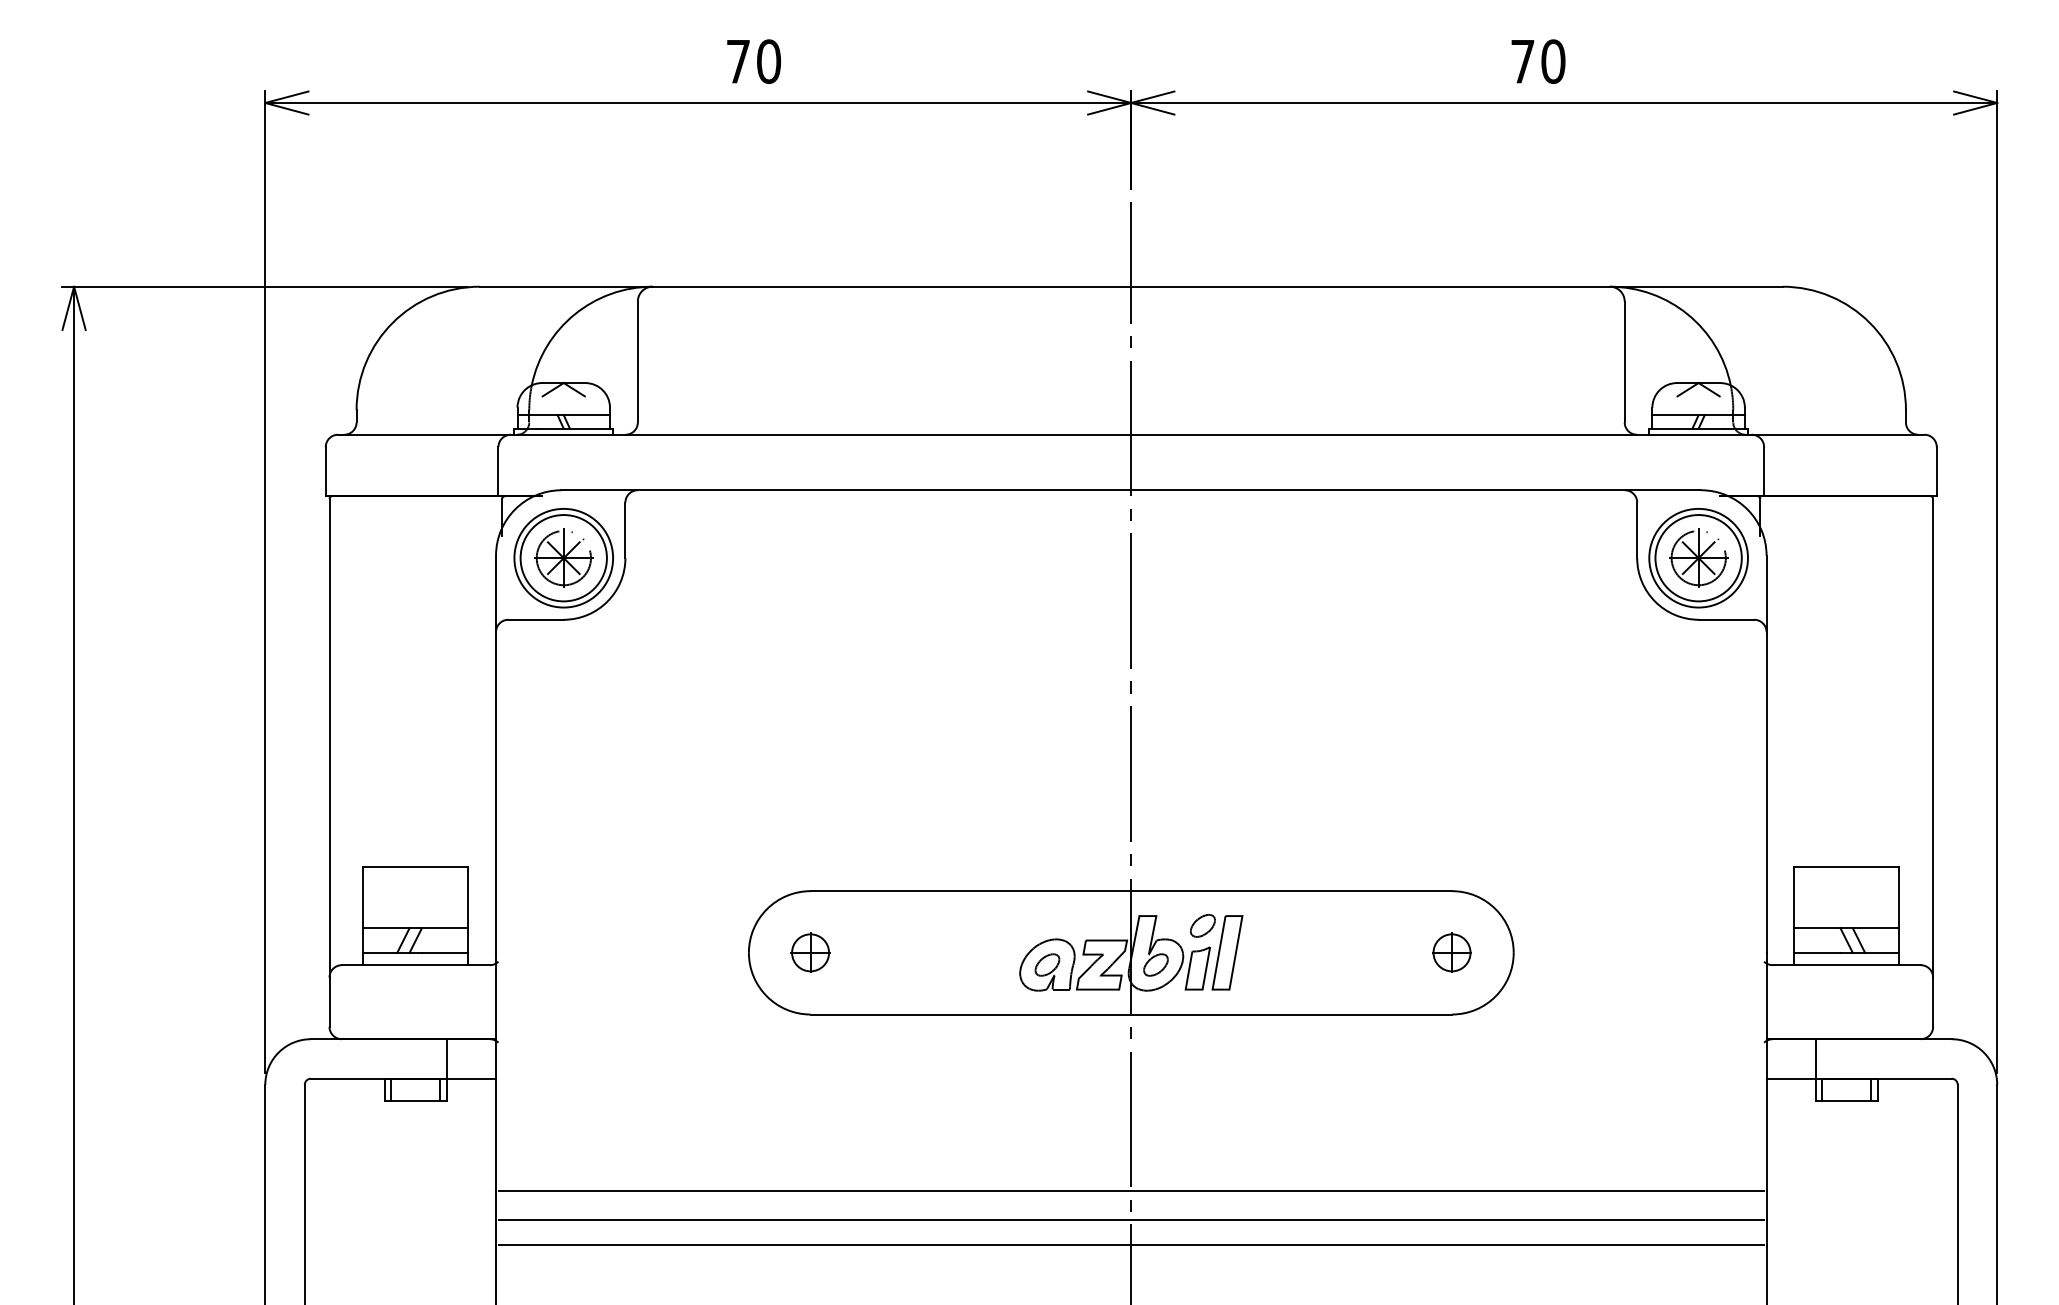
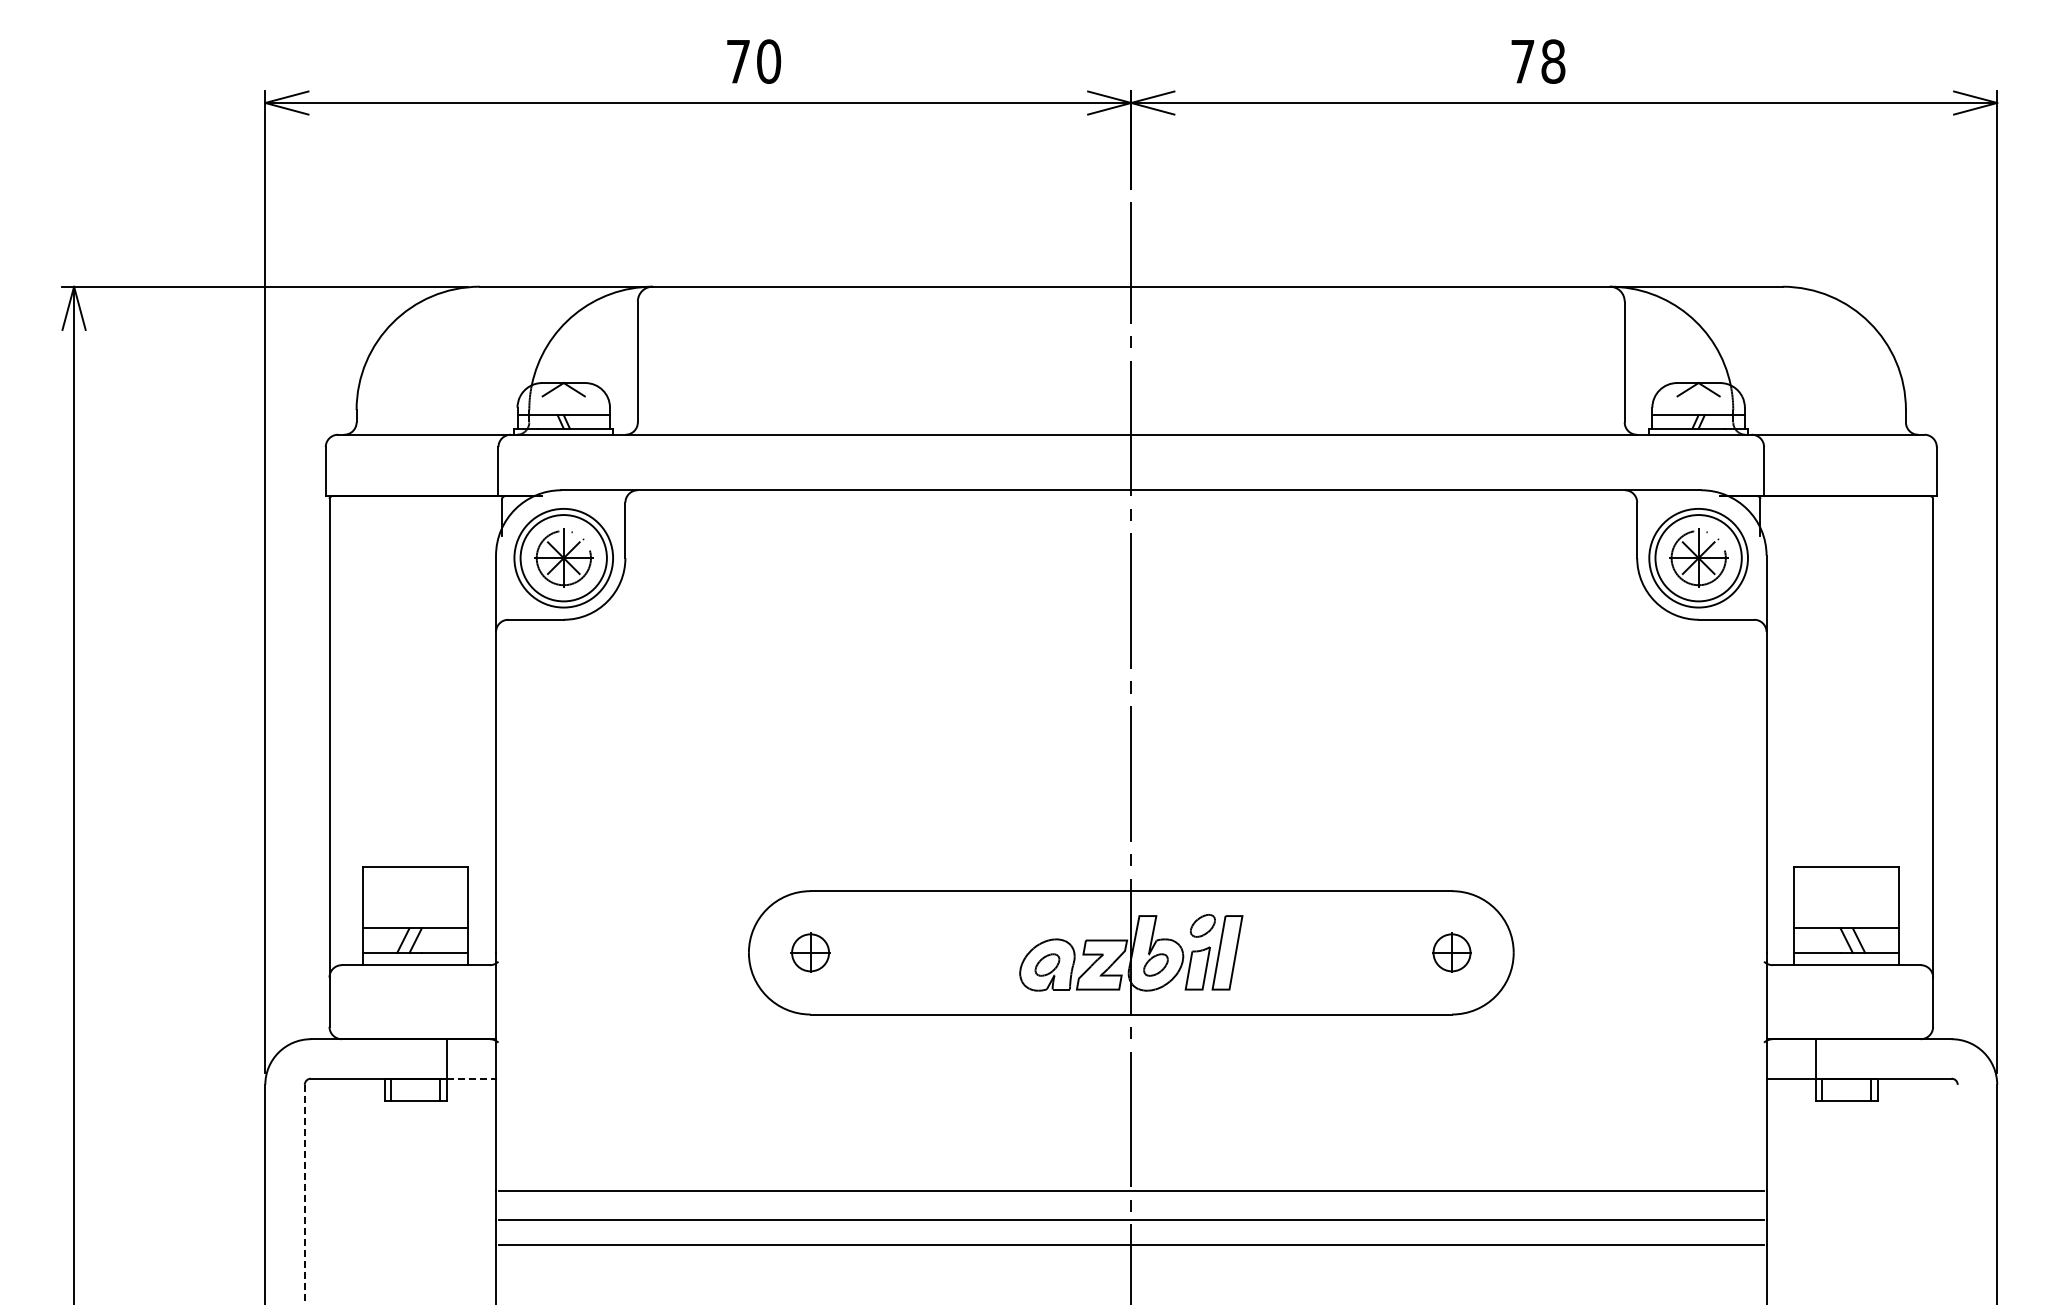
text: 70 -> 78 (1553, 61)
line: solid -> dashed (471, 1078)
line: present -> none (1957, 1192)
line: solid -> dashed (304, 1194)
